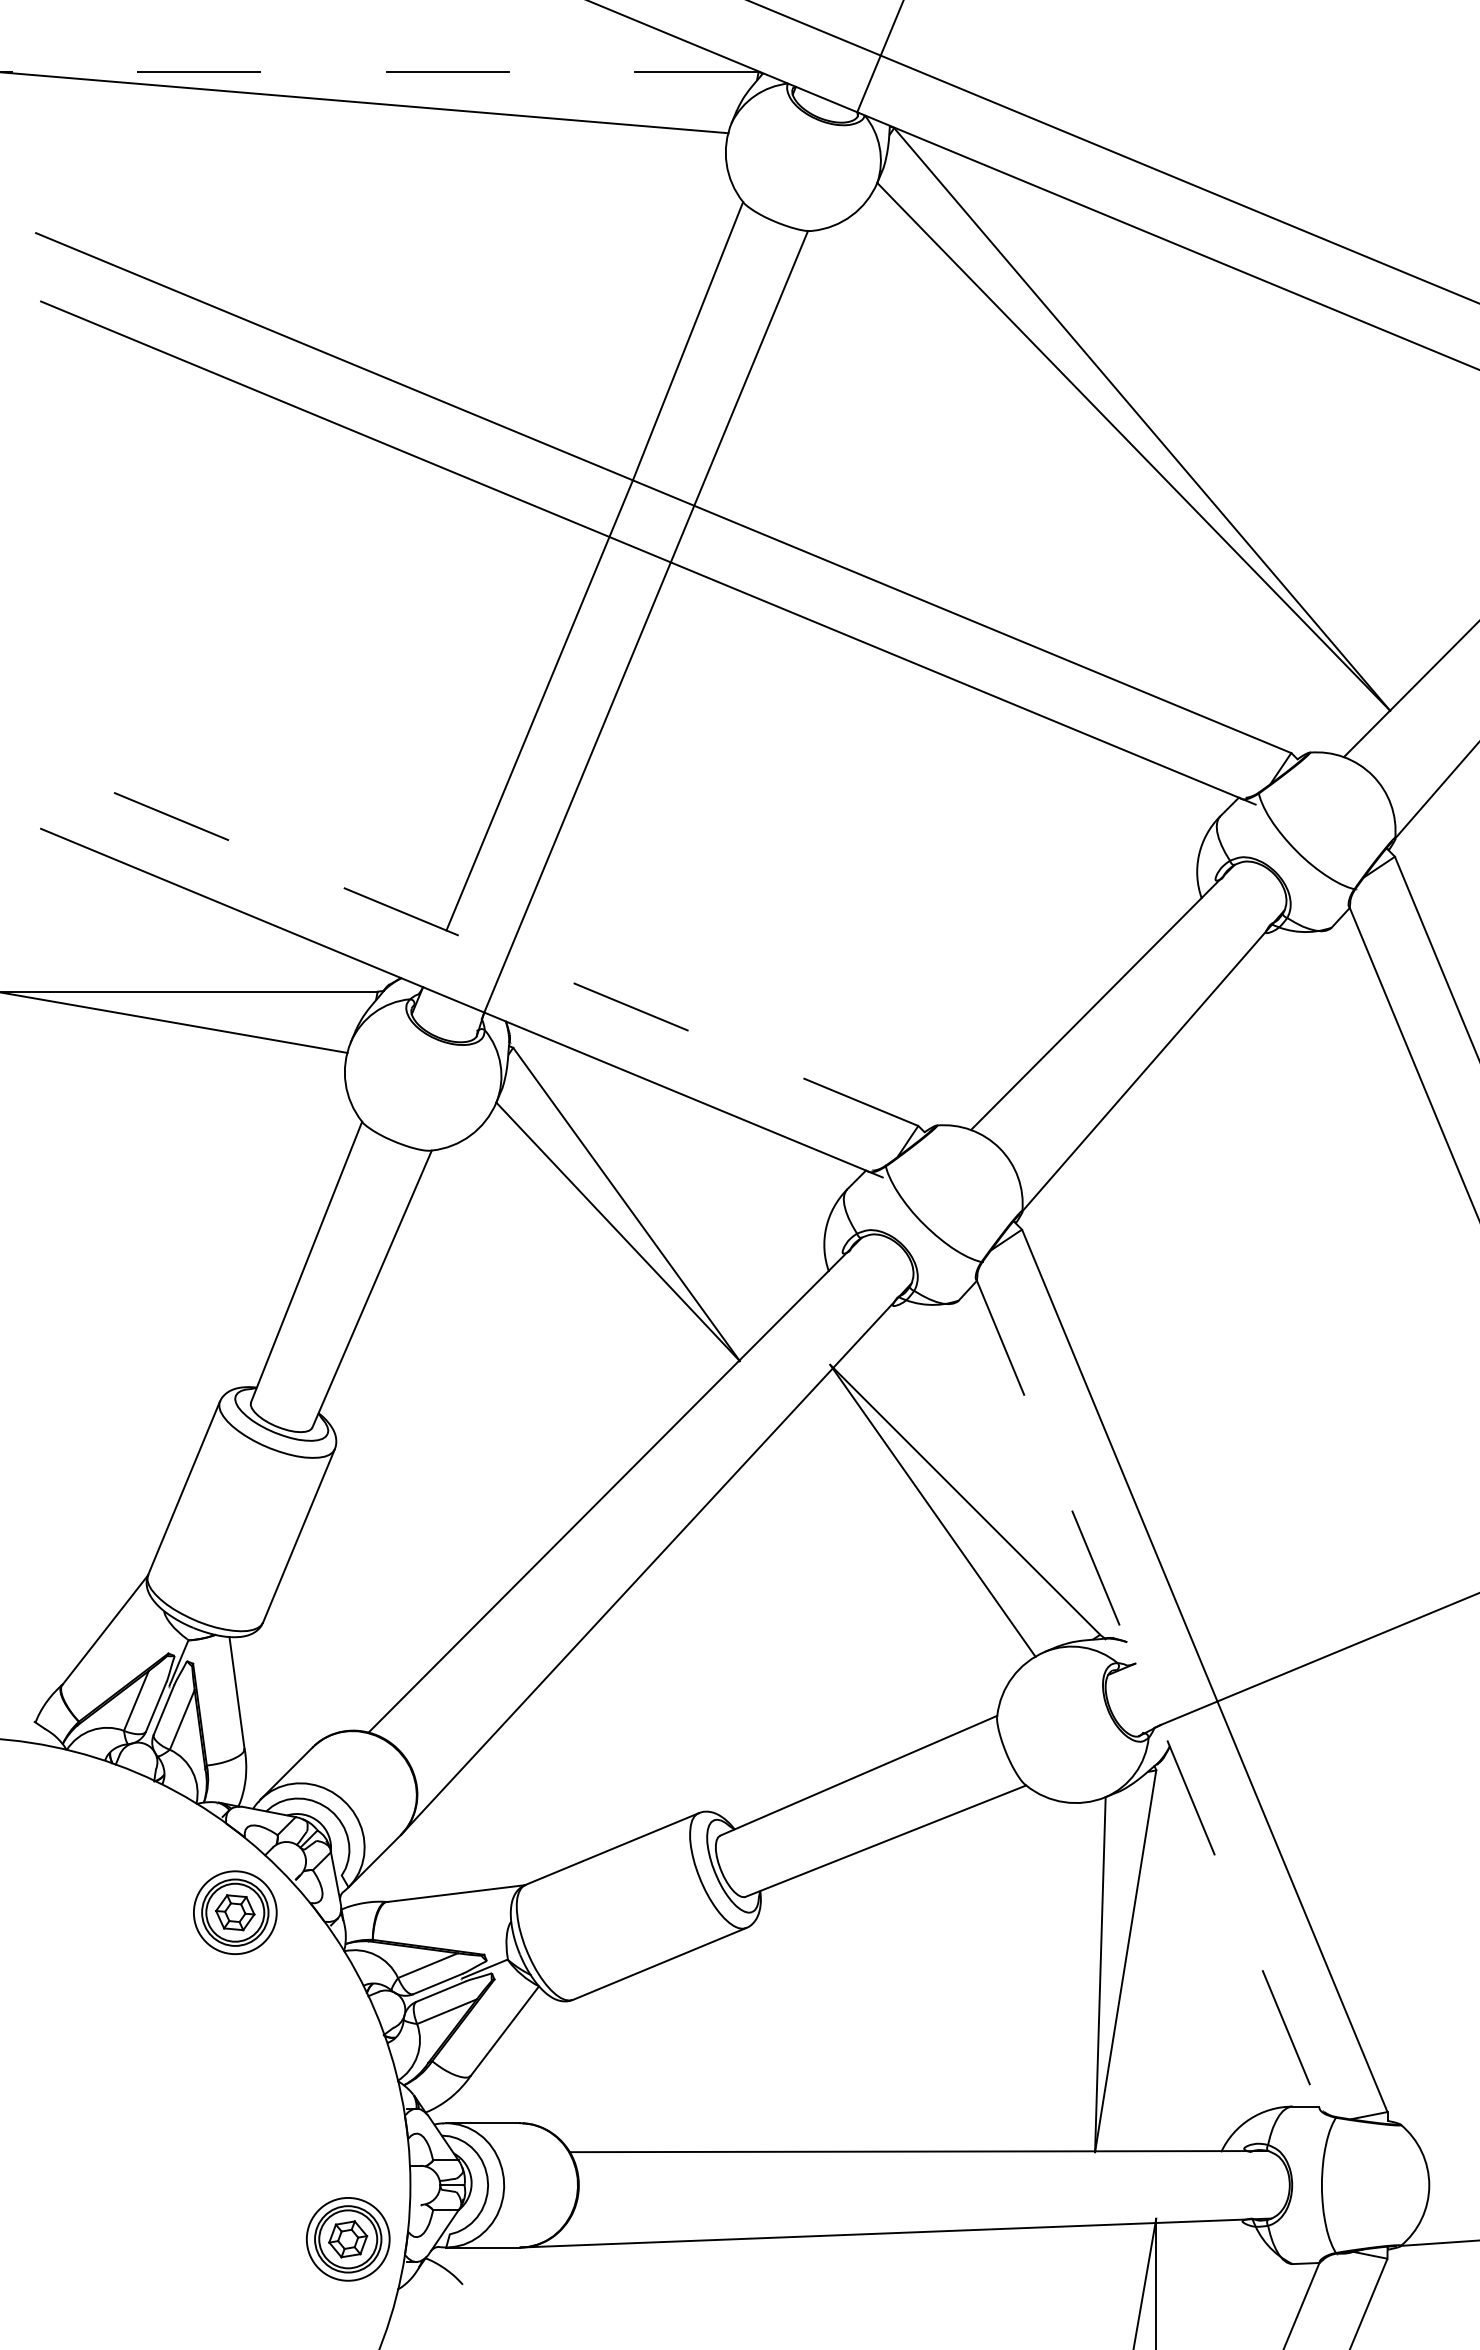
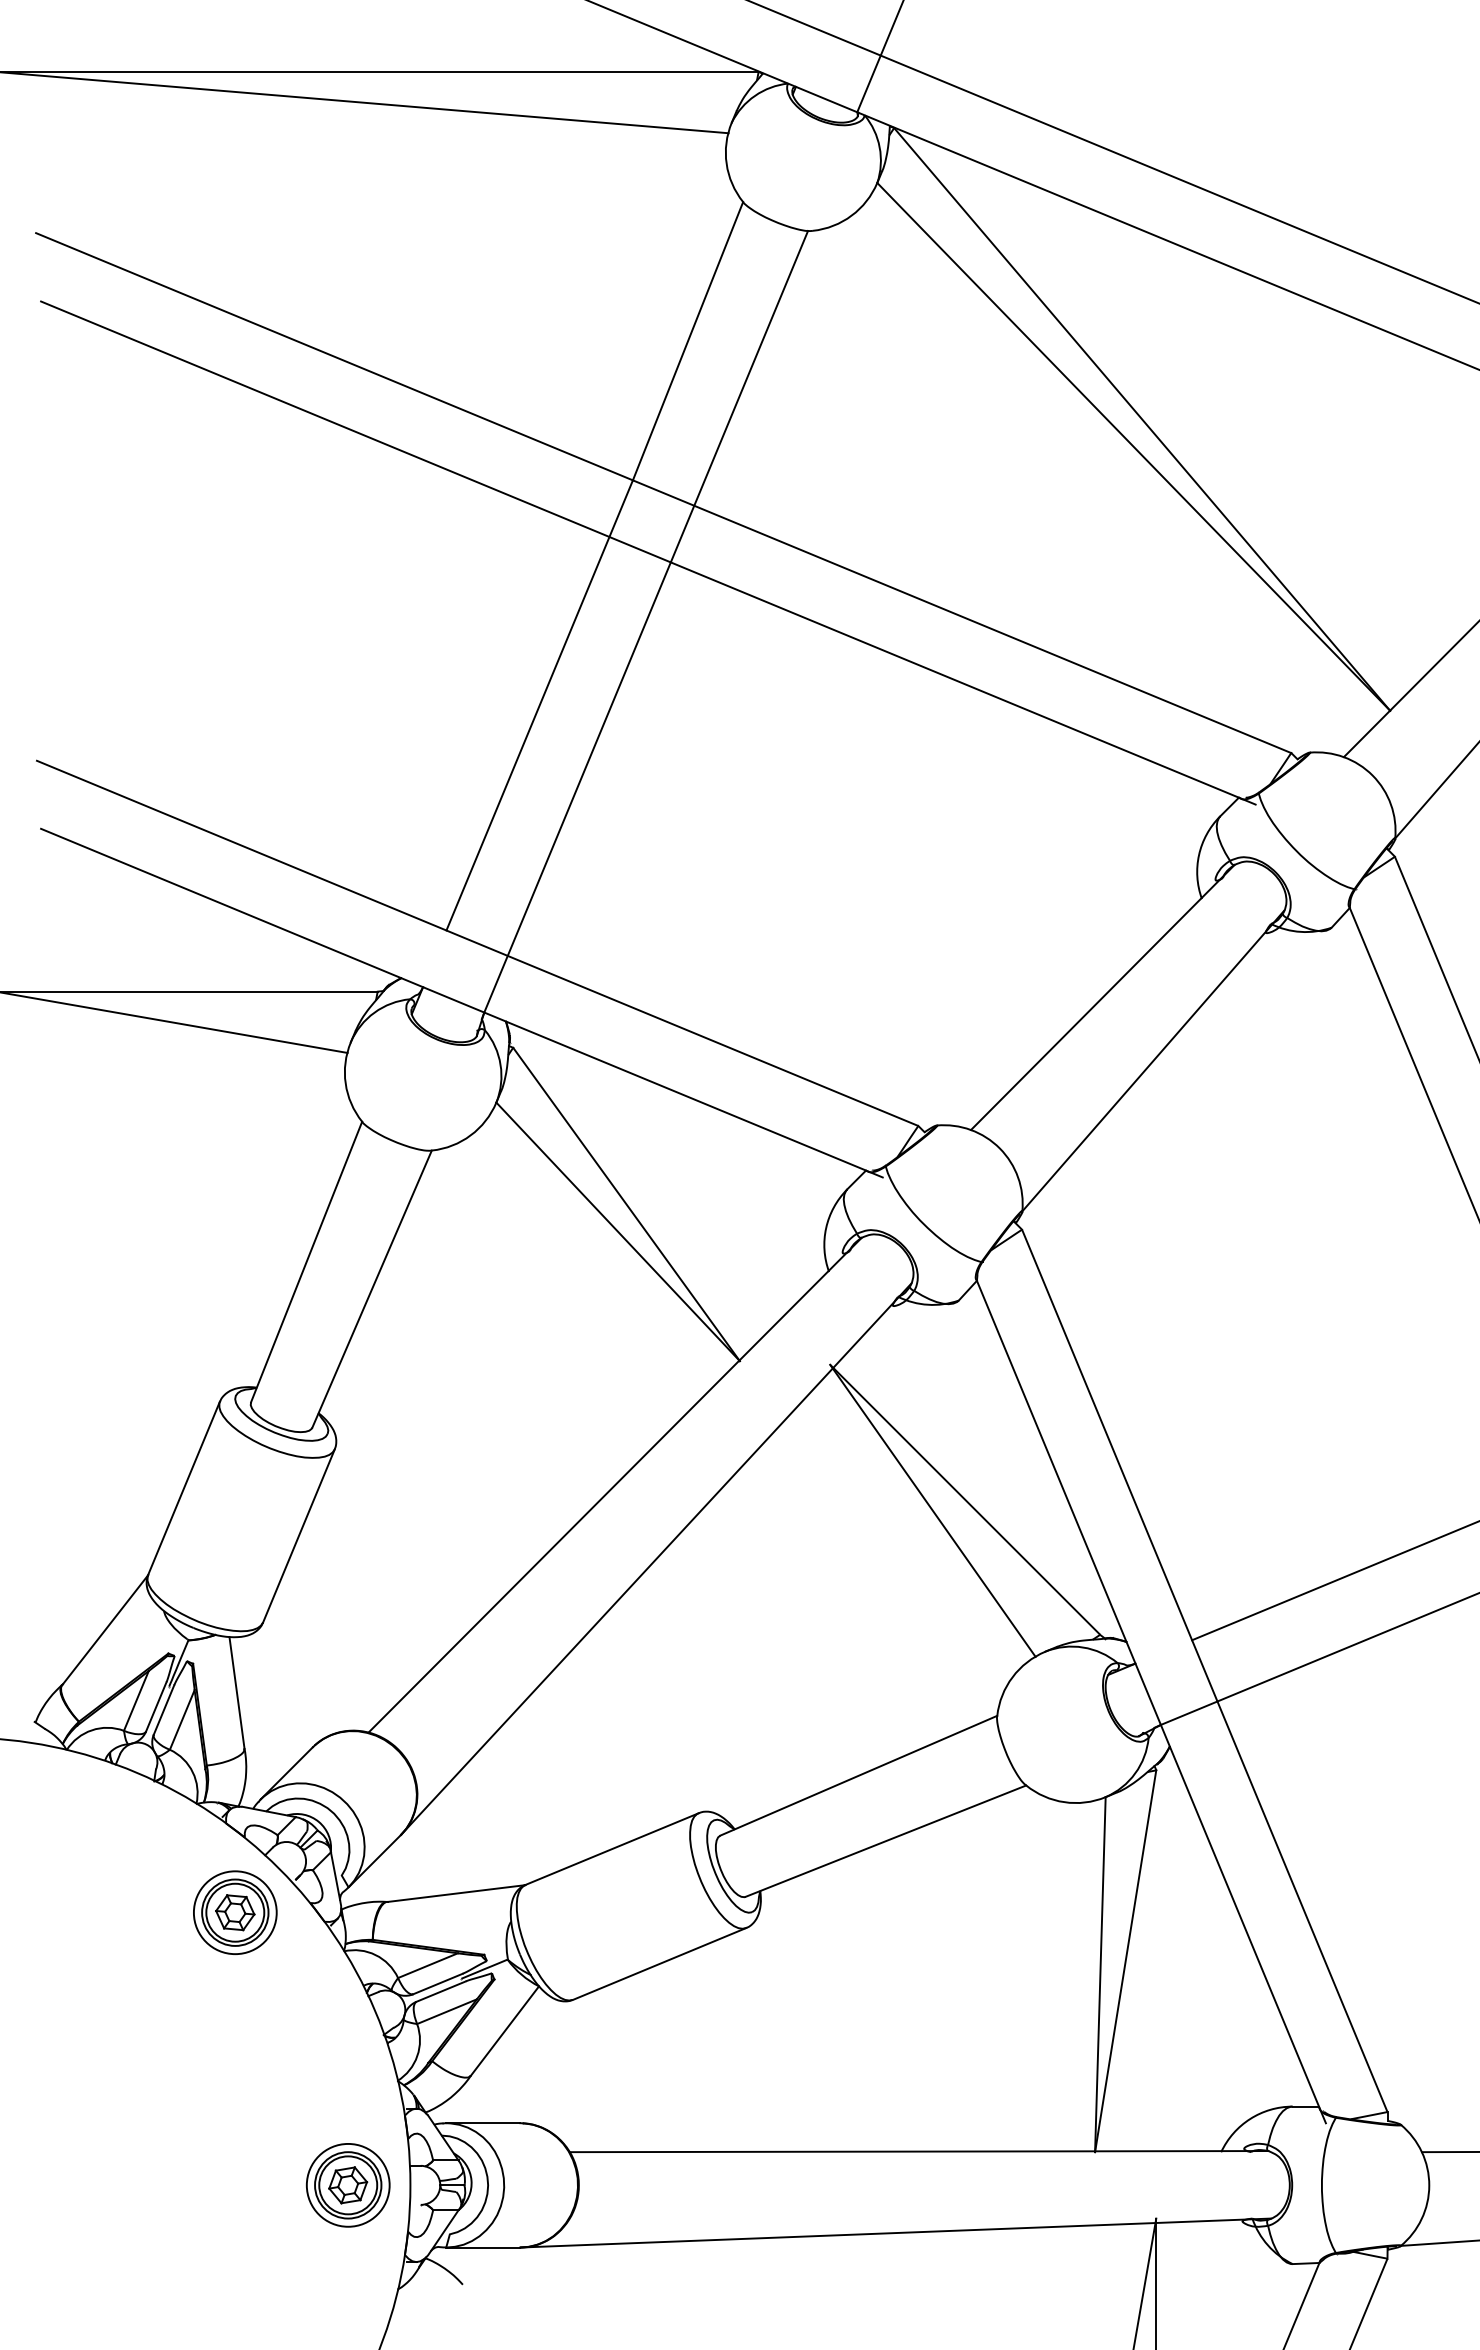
line: dashed -> solid (379, 71)
line: dashed -> solid (477, 943)
line: none -> present (1334, 1581)
line: dashed -> solid (1151, 1702)
line: none -> present (1448, 2151)
part position: (347, 2239) -> (347, 2185) (347, 2185)
